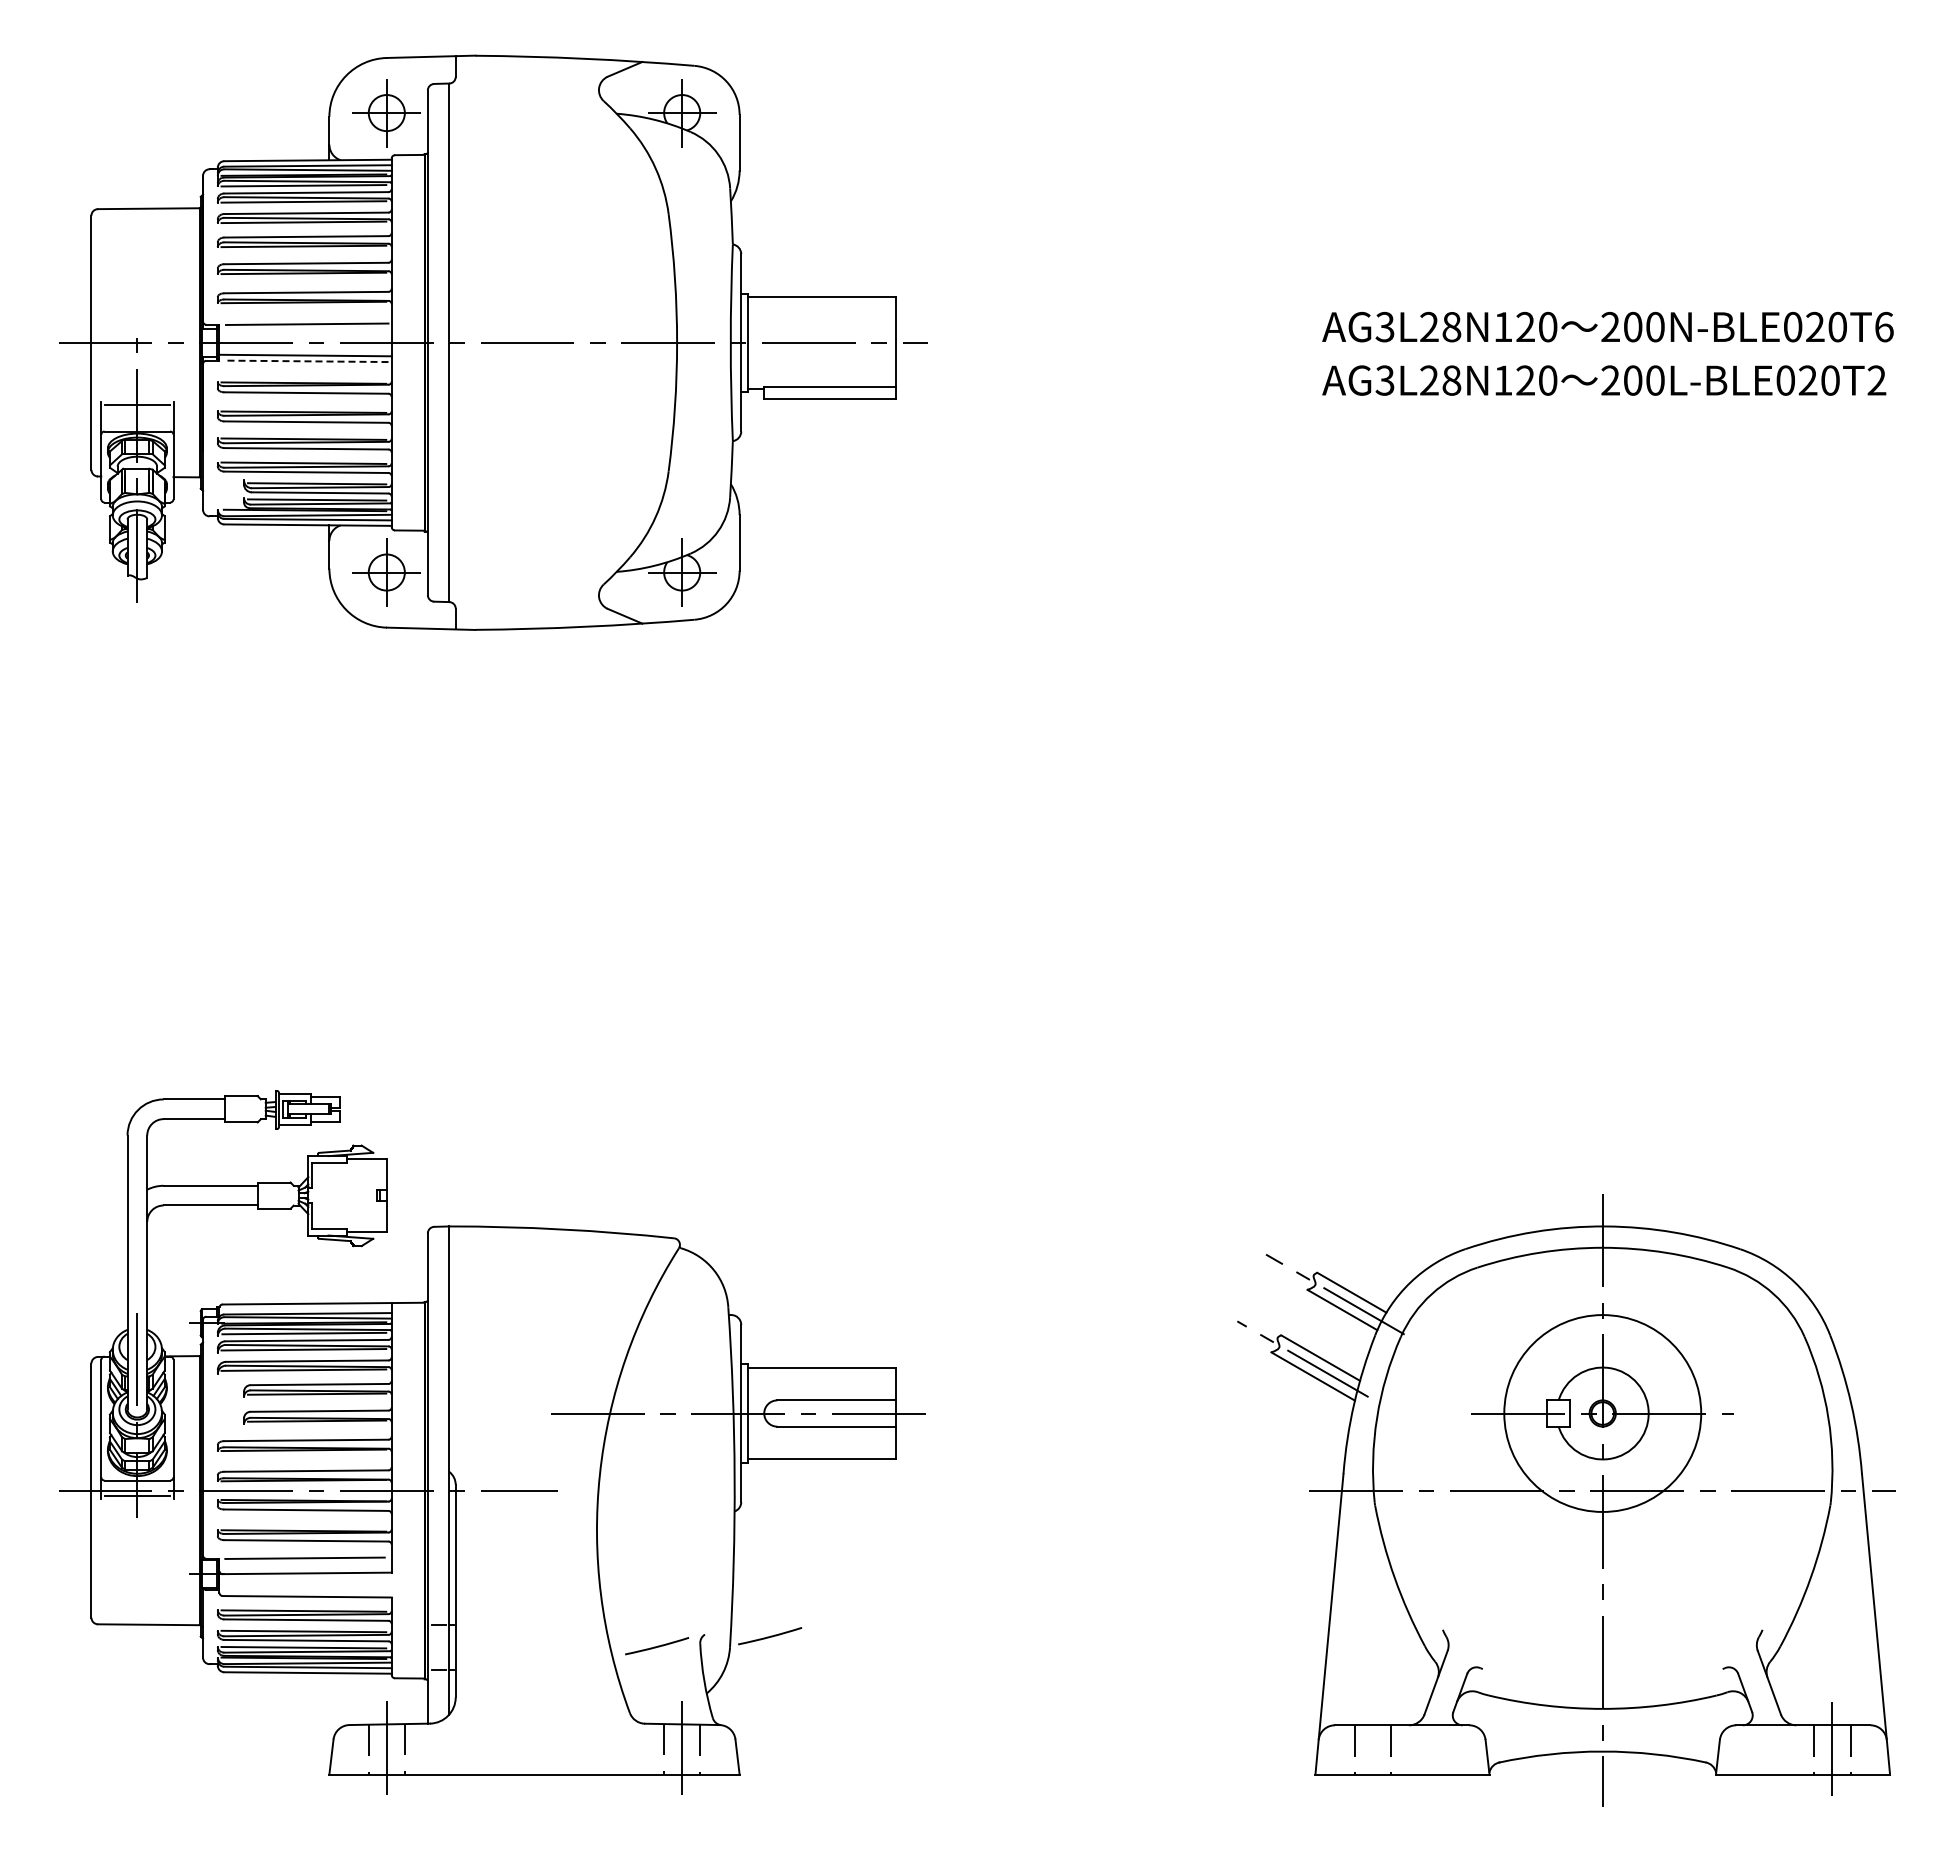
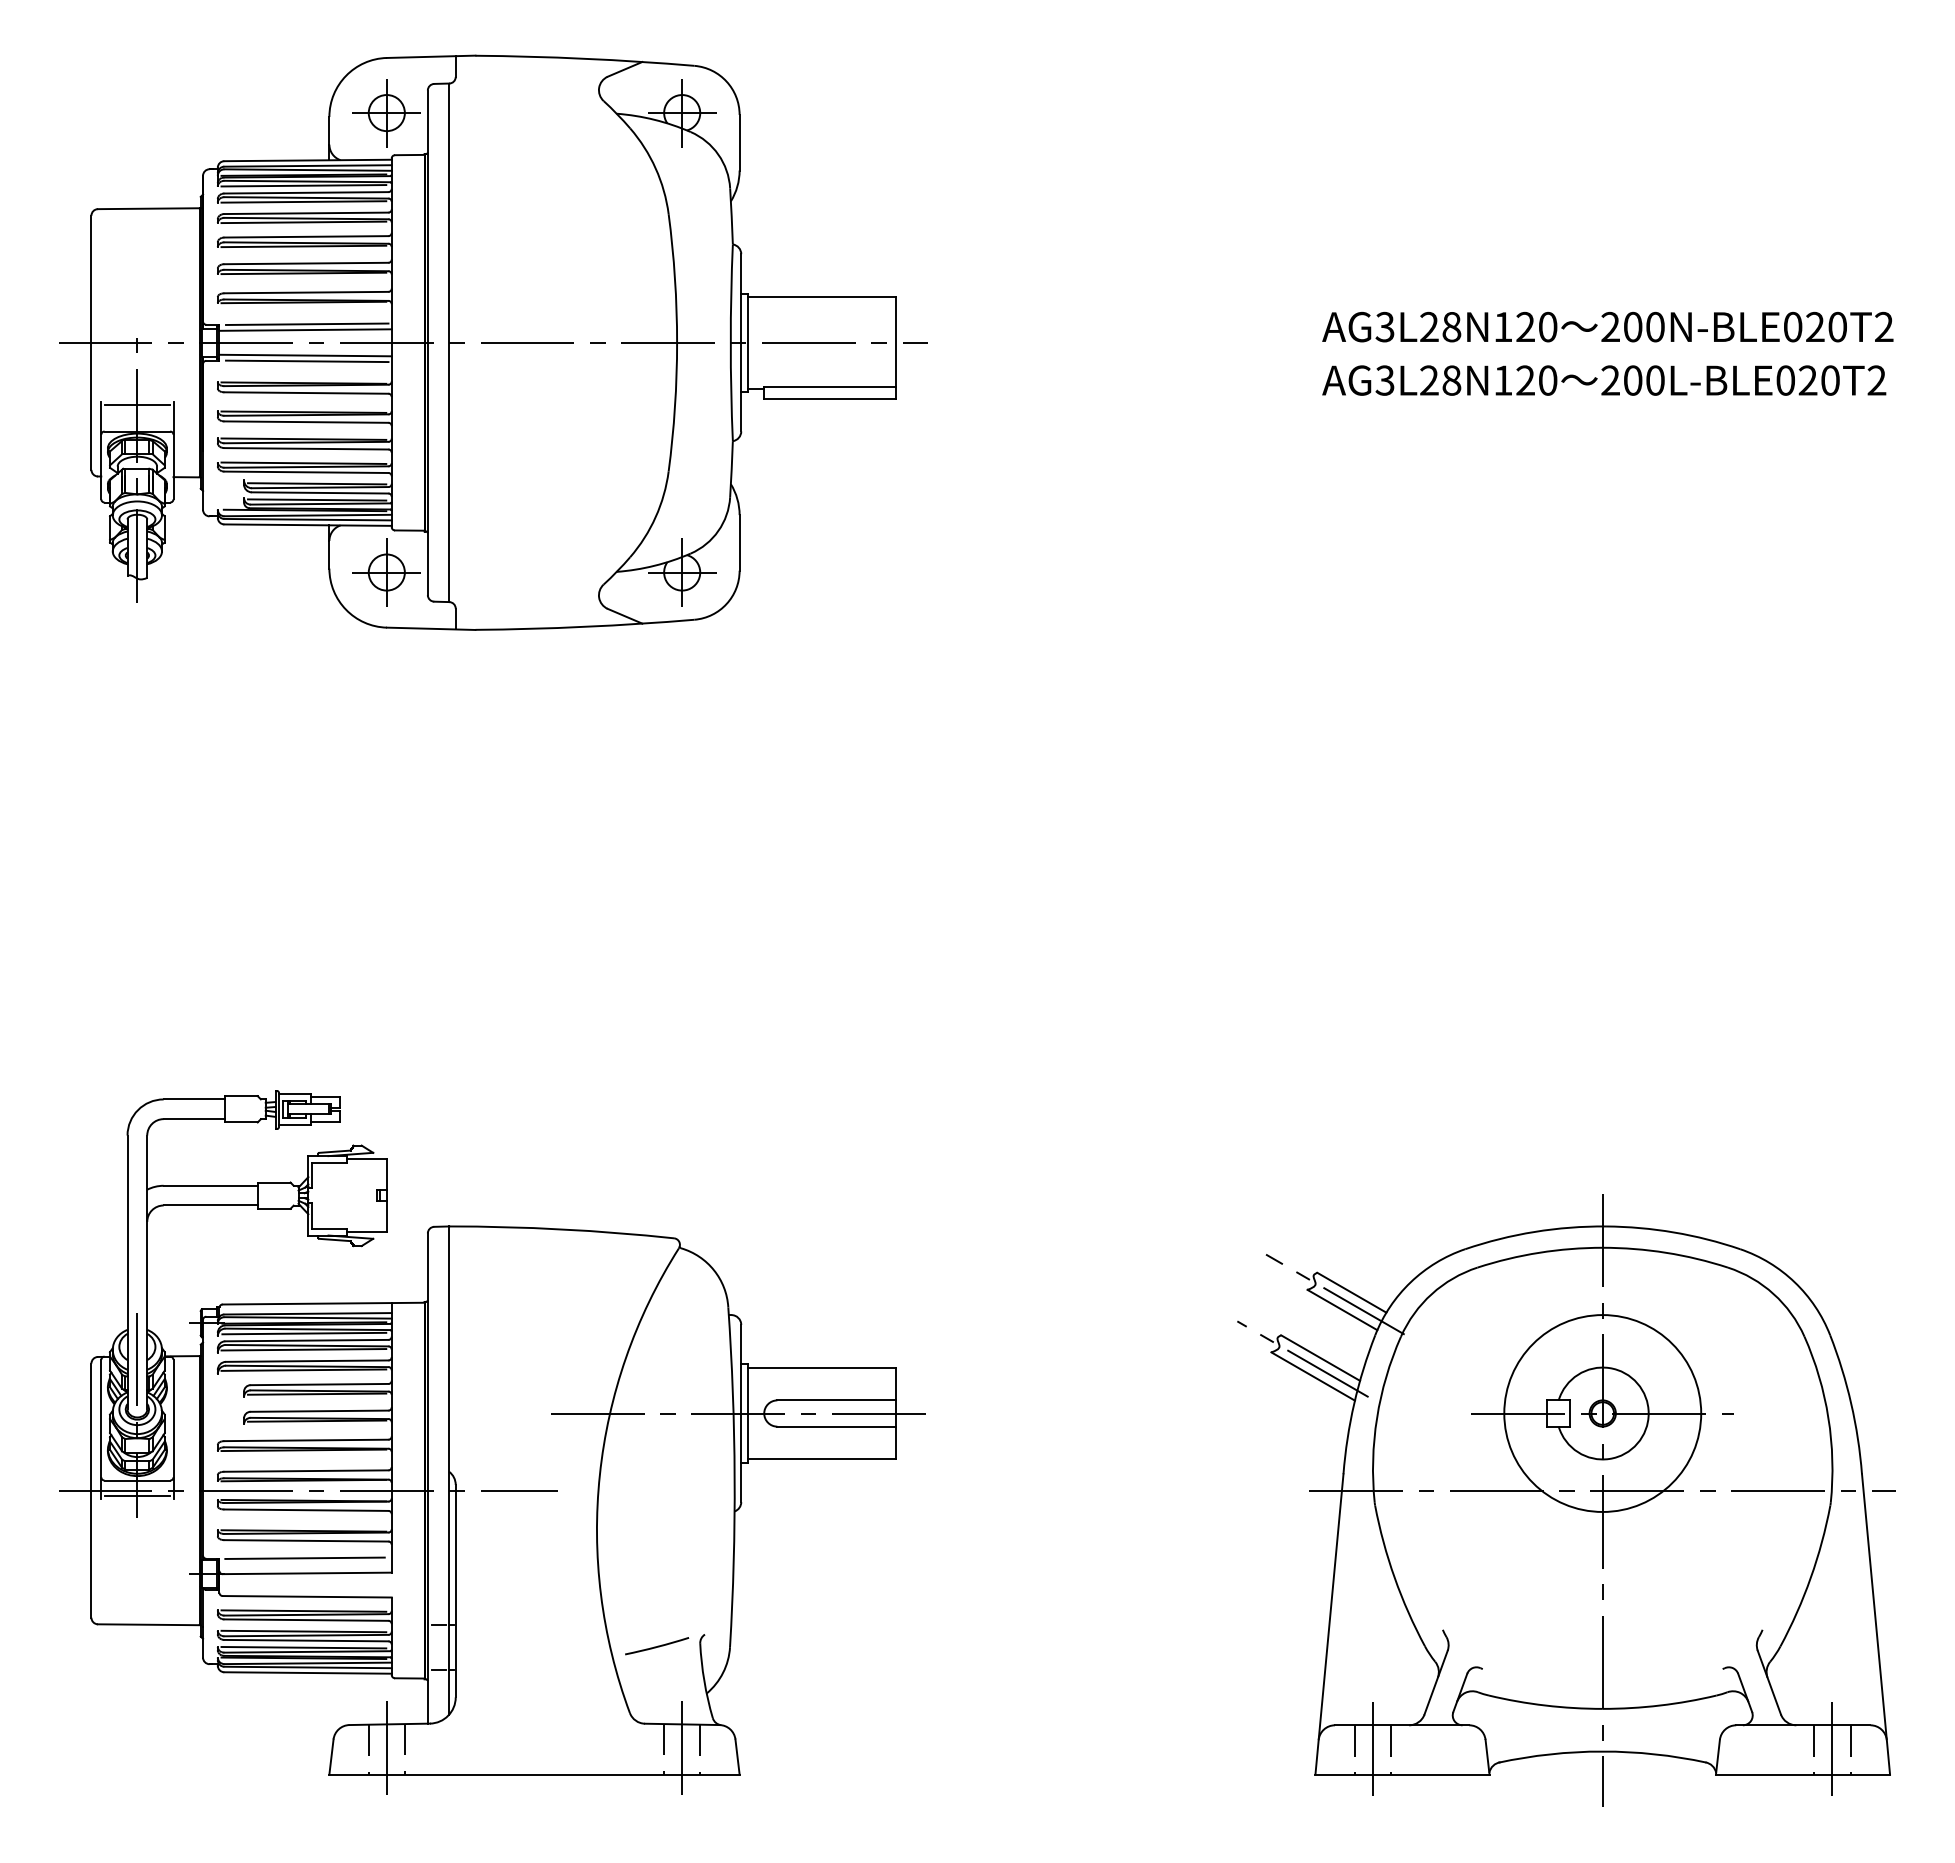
text: 200N-BLE020T6 -> 200N-BLE020T2 (1884, 326)
line: none -> present (305, 329)
line: dashed -> solid (306, 361)
line: present -> none (770, 1636)
line: none -> present (1373, 1749)
